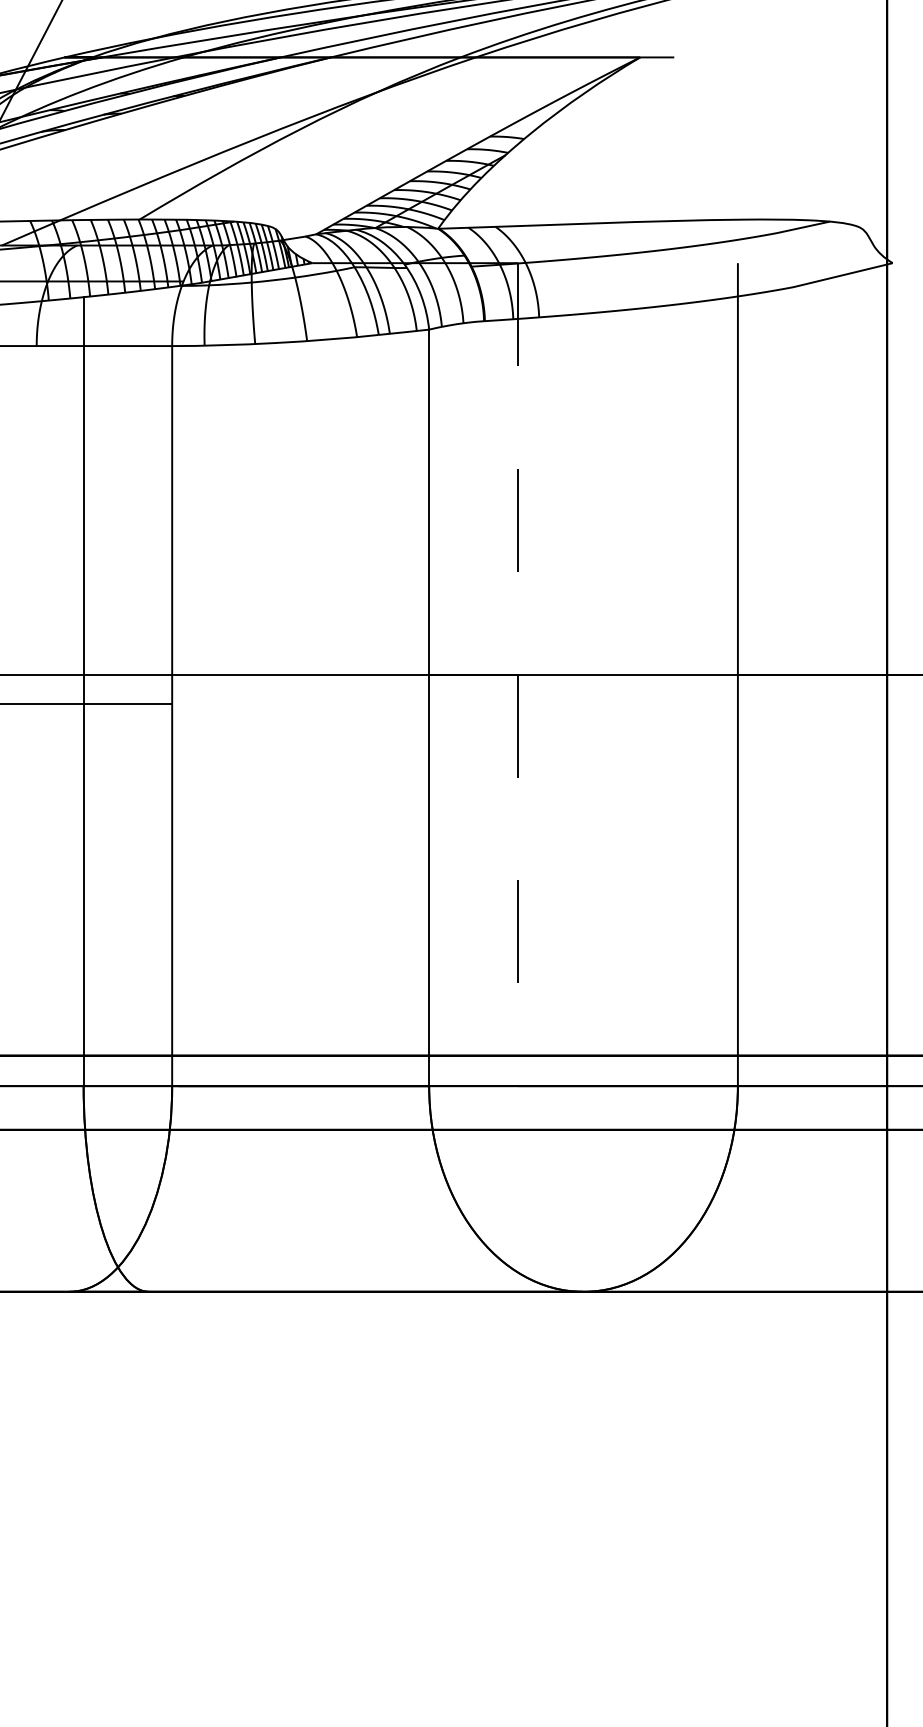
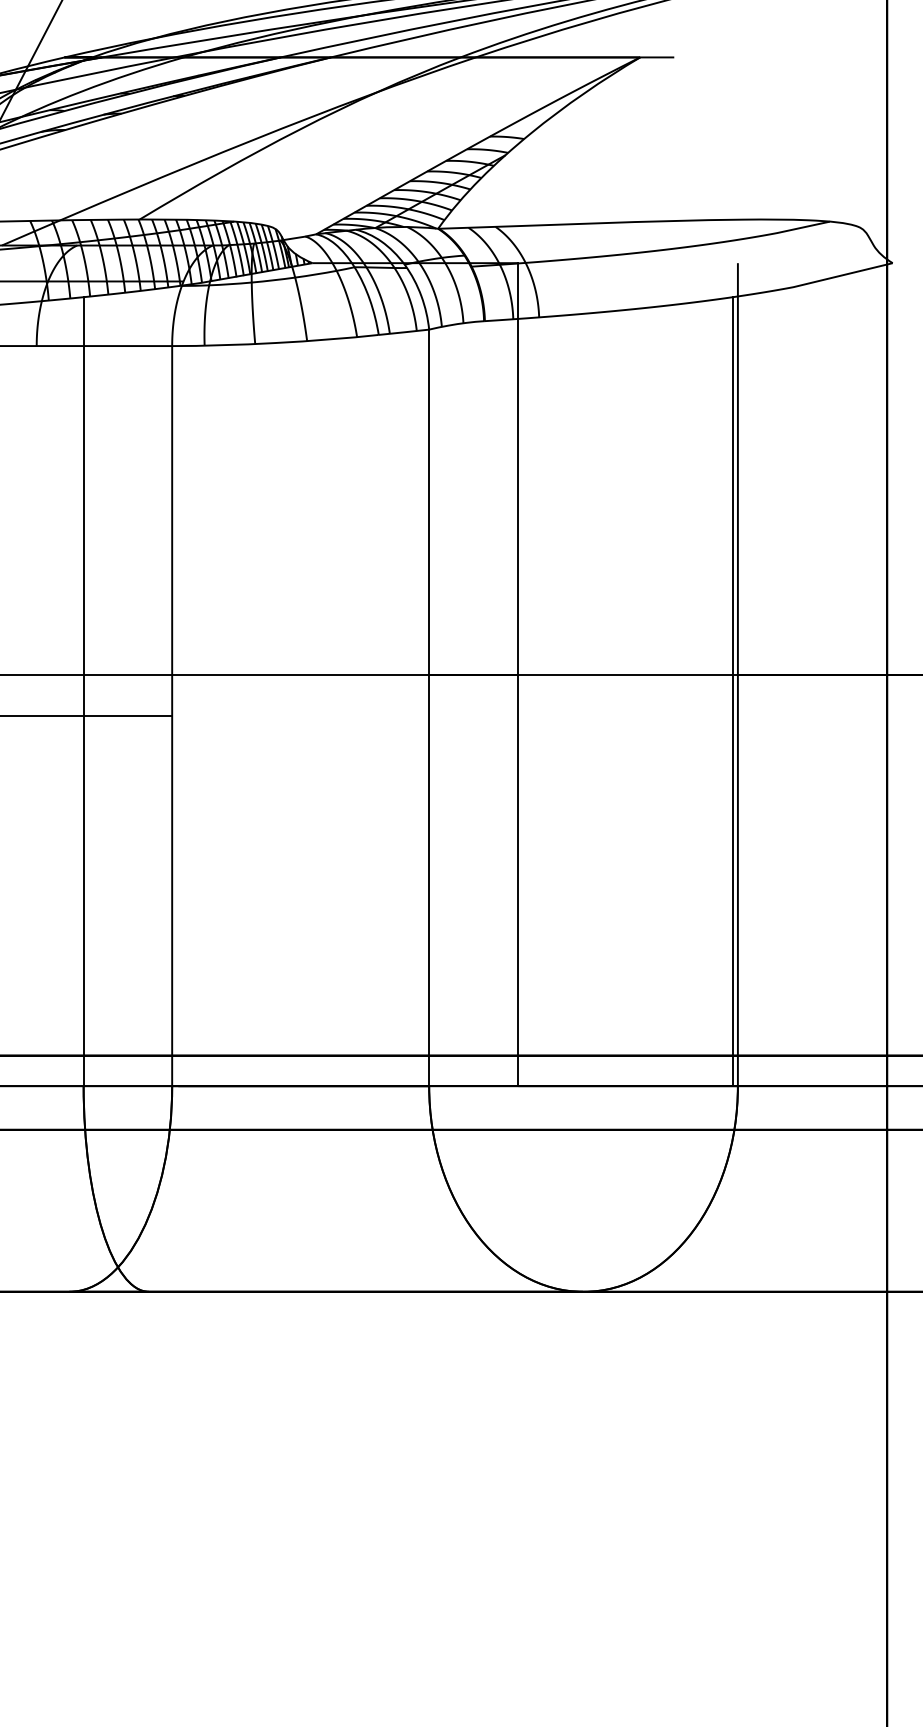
line: dashed -> solid (518, 675)
line: none -> present (732, 691)
line position: (87, 704) -> (87, 716) (87, 716)
